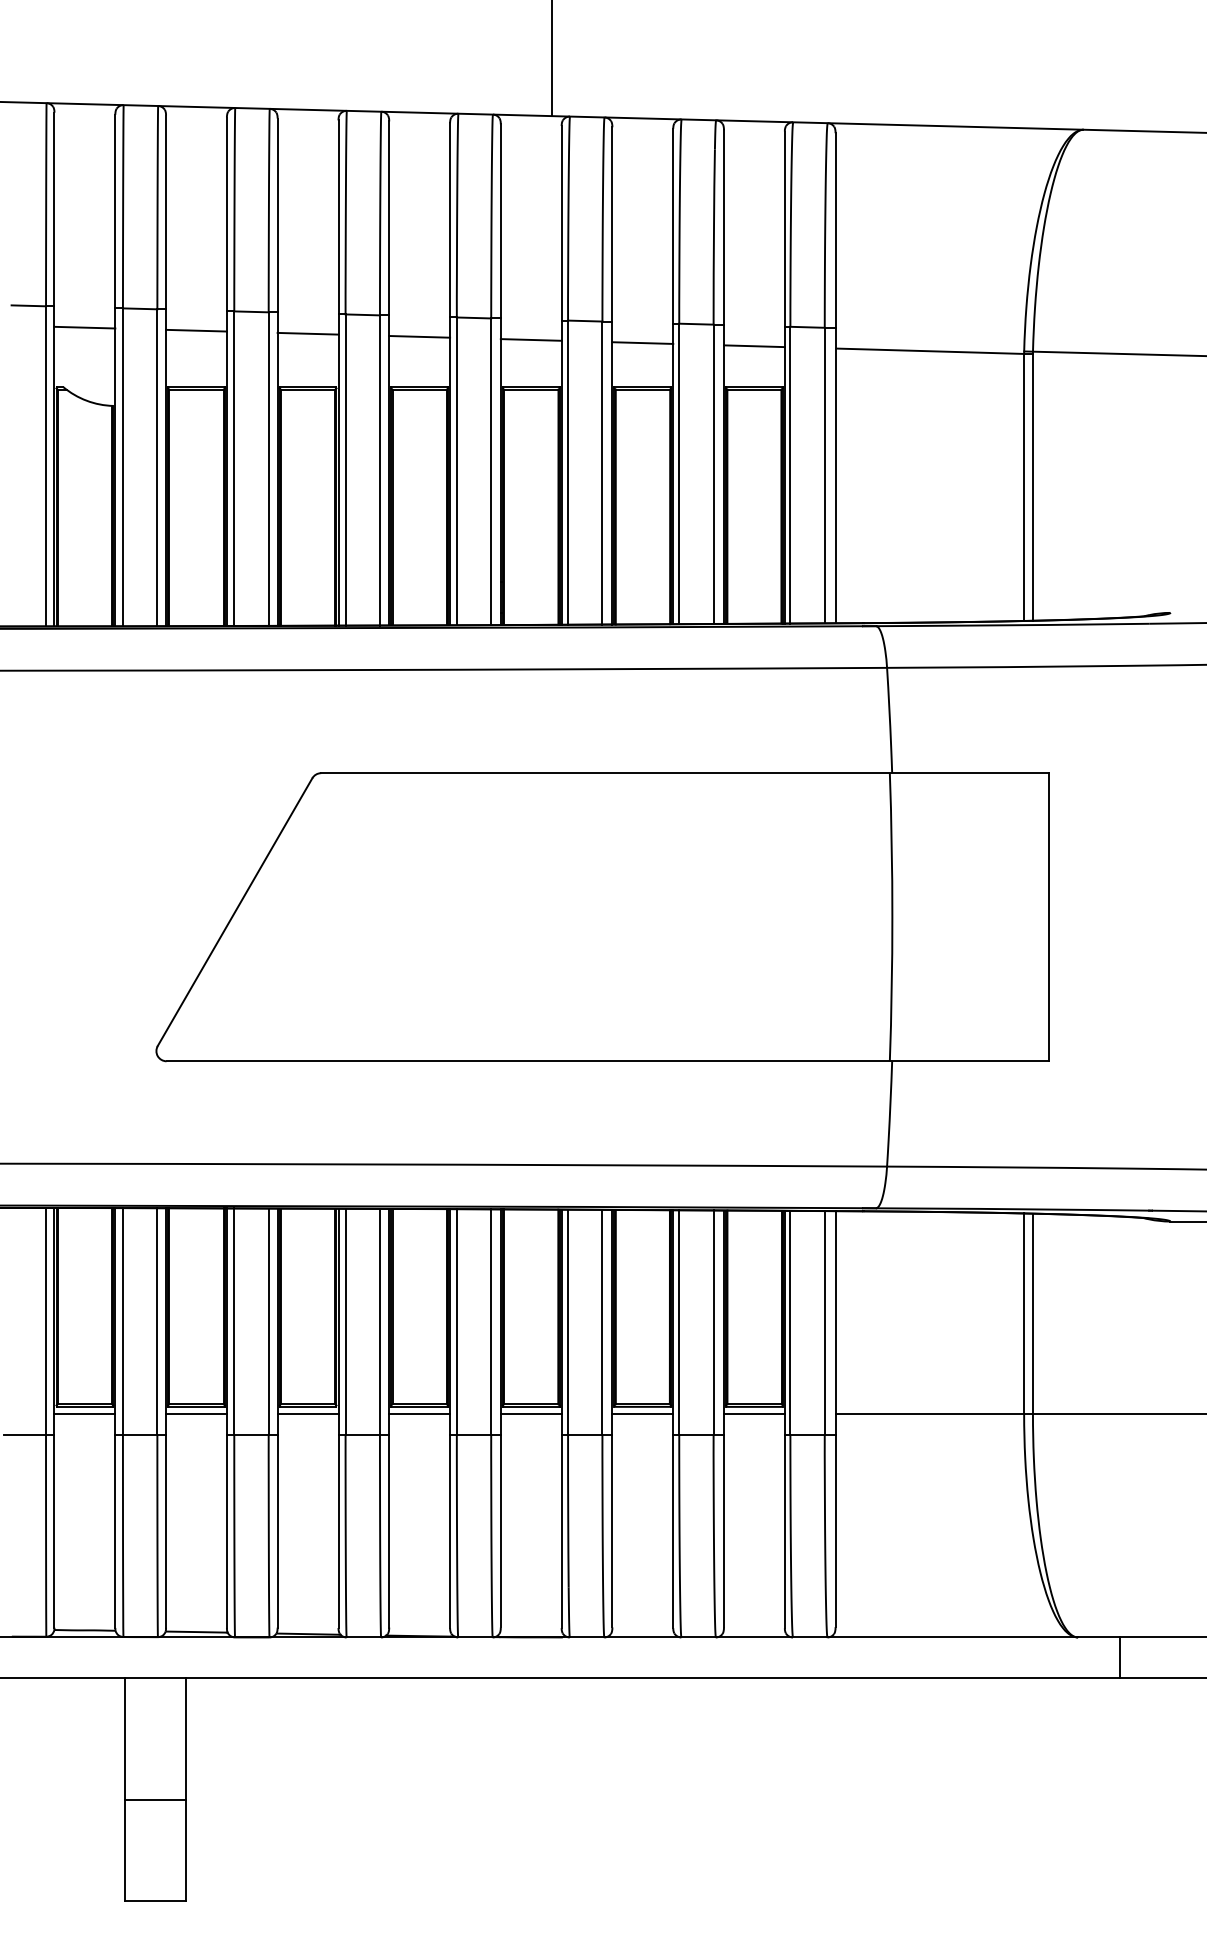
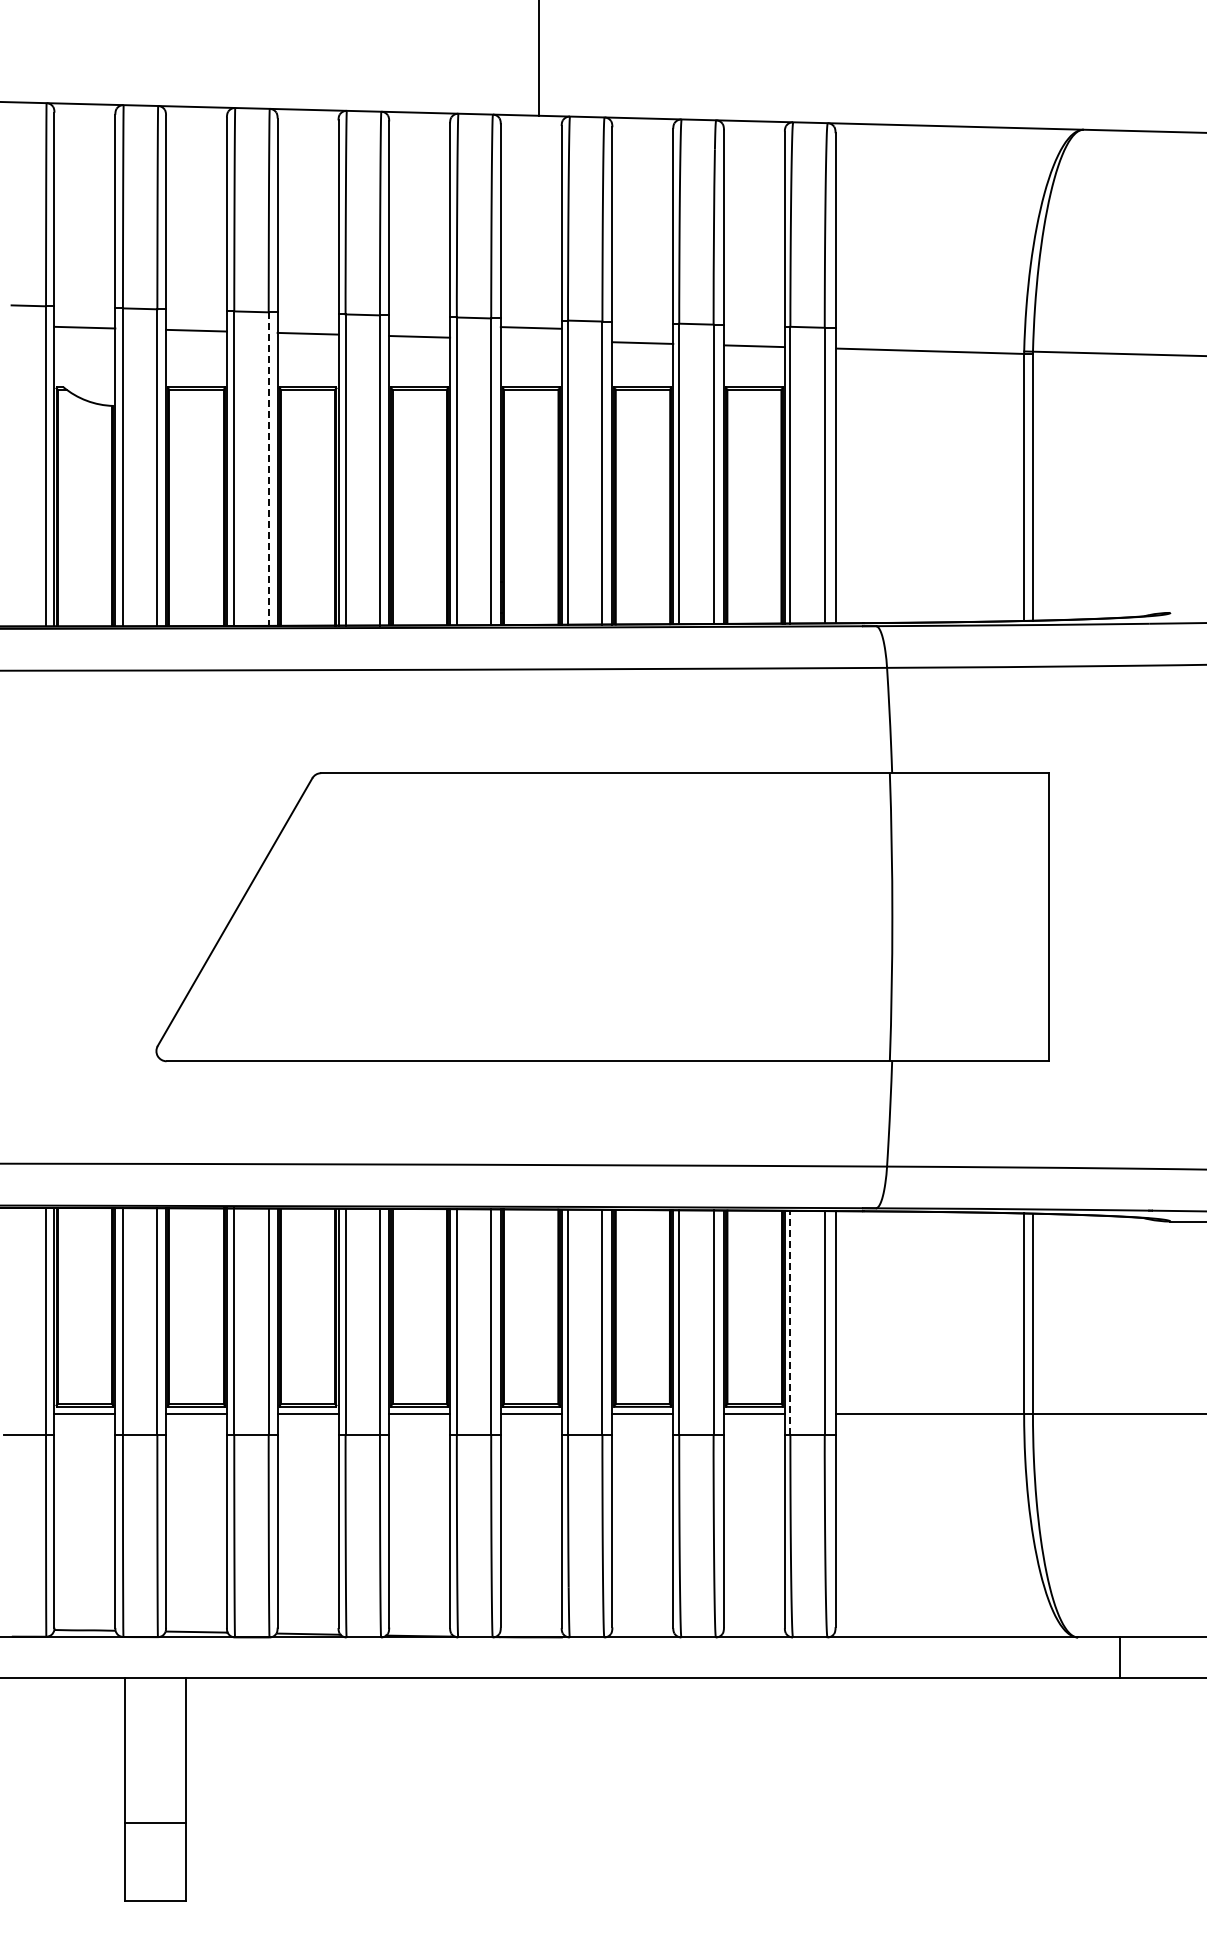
line position: (551, 59) -> (538, 59) (538, 59)
line position: (530, 339) -> (530, 327) (530, 327)
line: solid -> dashed (268, 469)
line: solid -> dashed (790, 1322)
line position: (155, 1799) -> (155, 1822) (155, 1822)
